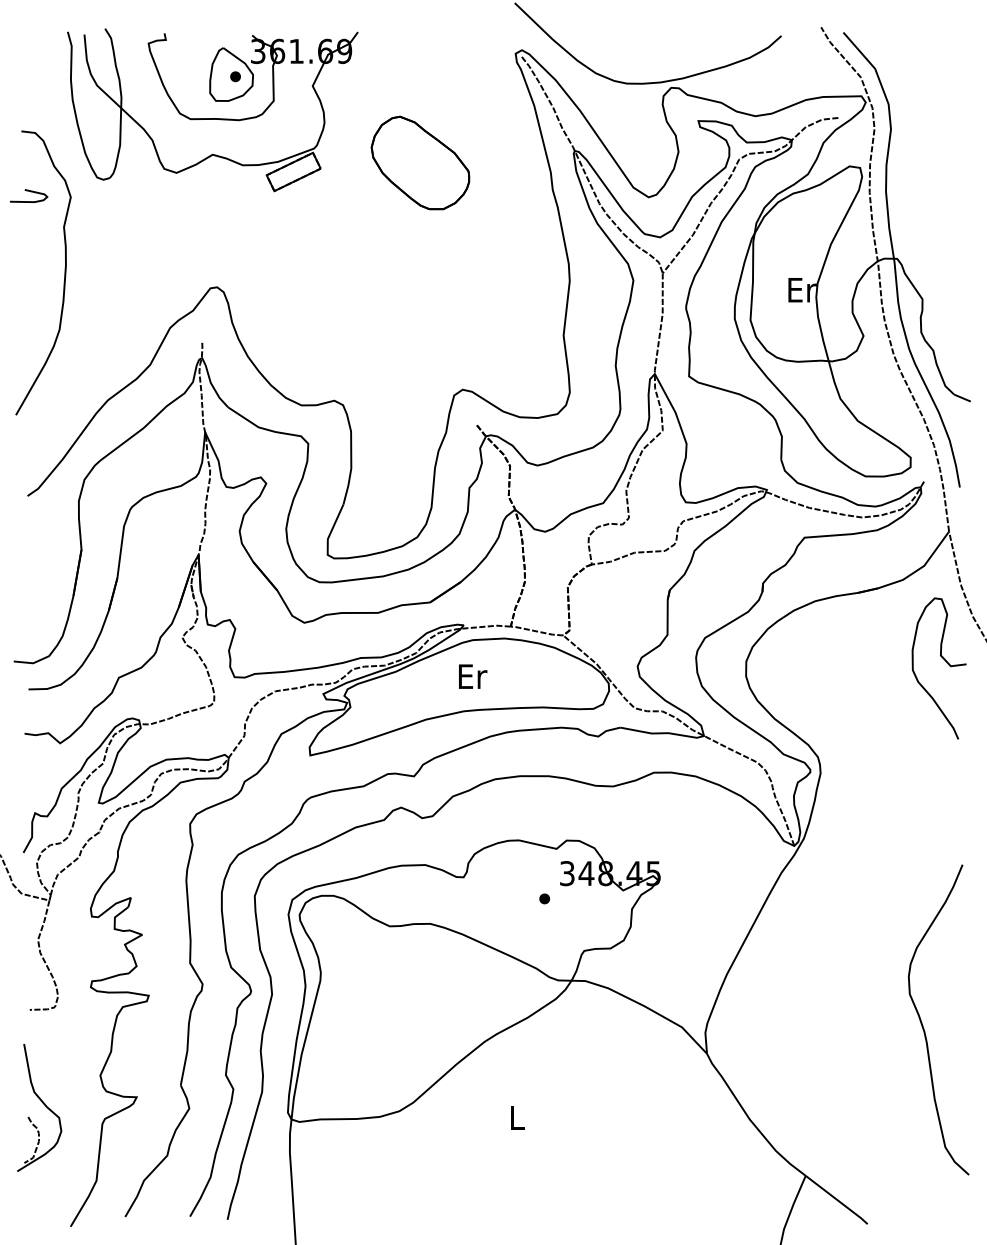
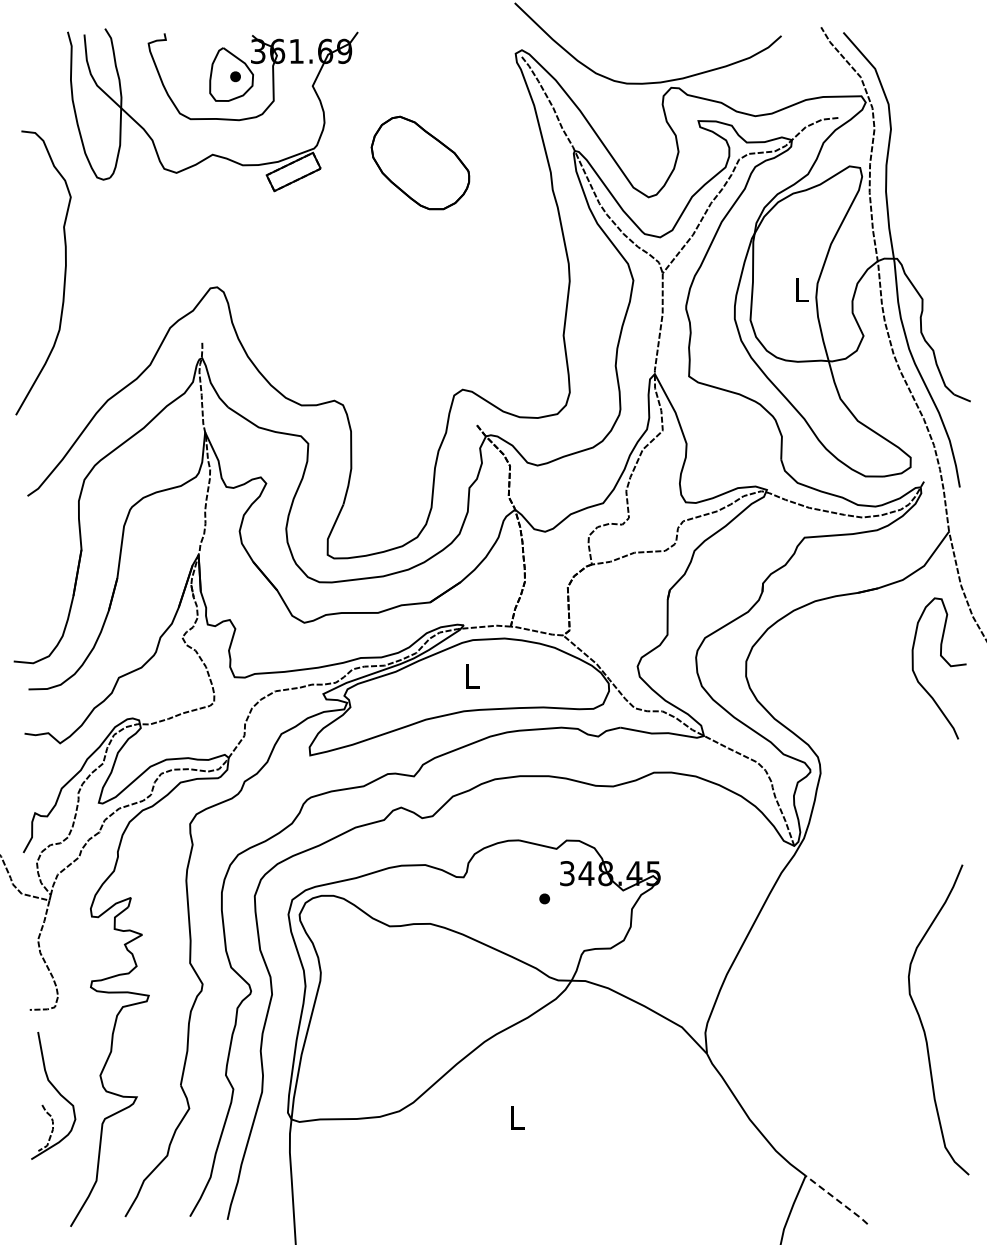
curve: present -> none (30, 192)
text: Er -> L (802, 290)
text: Er -> L (473, 676)
part position: (39, 1107) -> (53, 1095) (53, 1095)
line: solid -> dashed (837, 1200)
